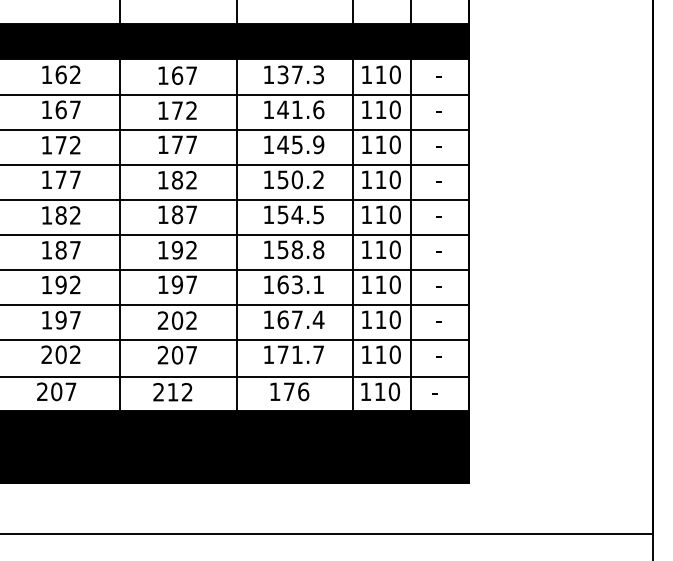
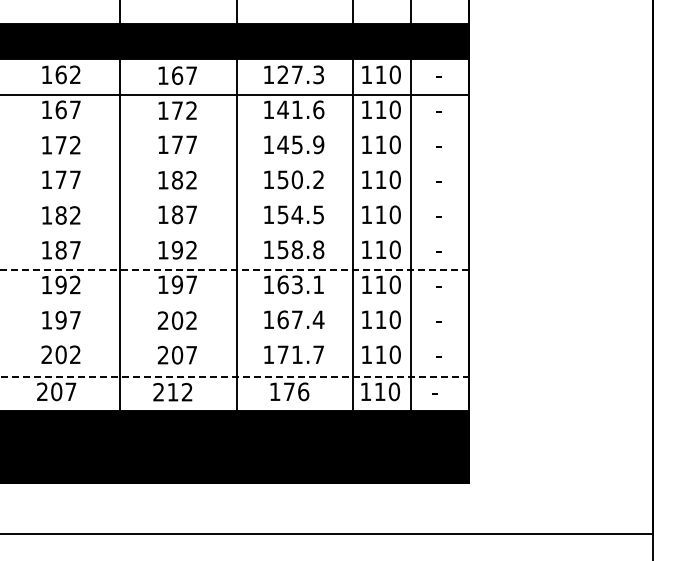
text: 137.3 -> 127.3 (282, 74)
line: present -> none (235, 129)
line: present -> none (235, 164)
line: present -> none (235, 199)
line: present -> none (235, 234)
line: solid -> dashed (234, 269)
line: present -> none (235, 304)
line: present -> none (235, 339)
line: solid -> dashed (235, 376)
